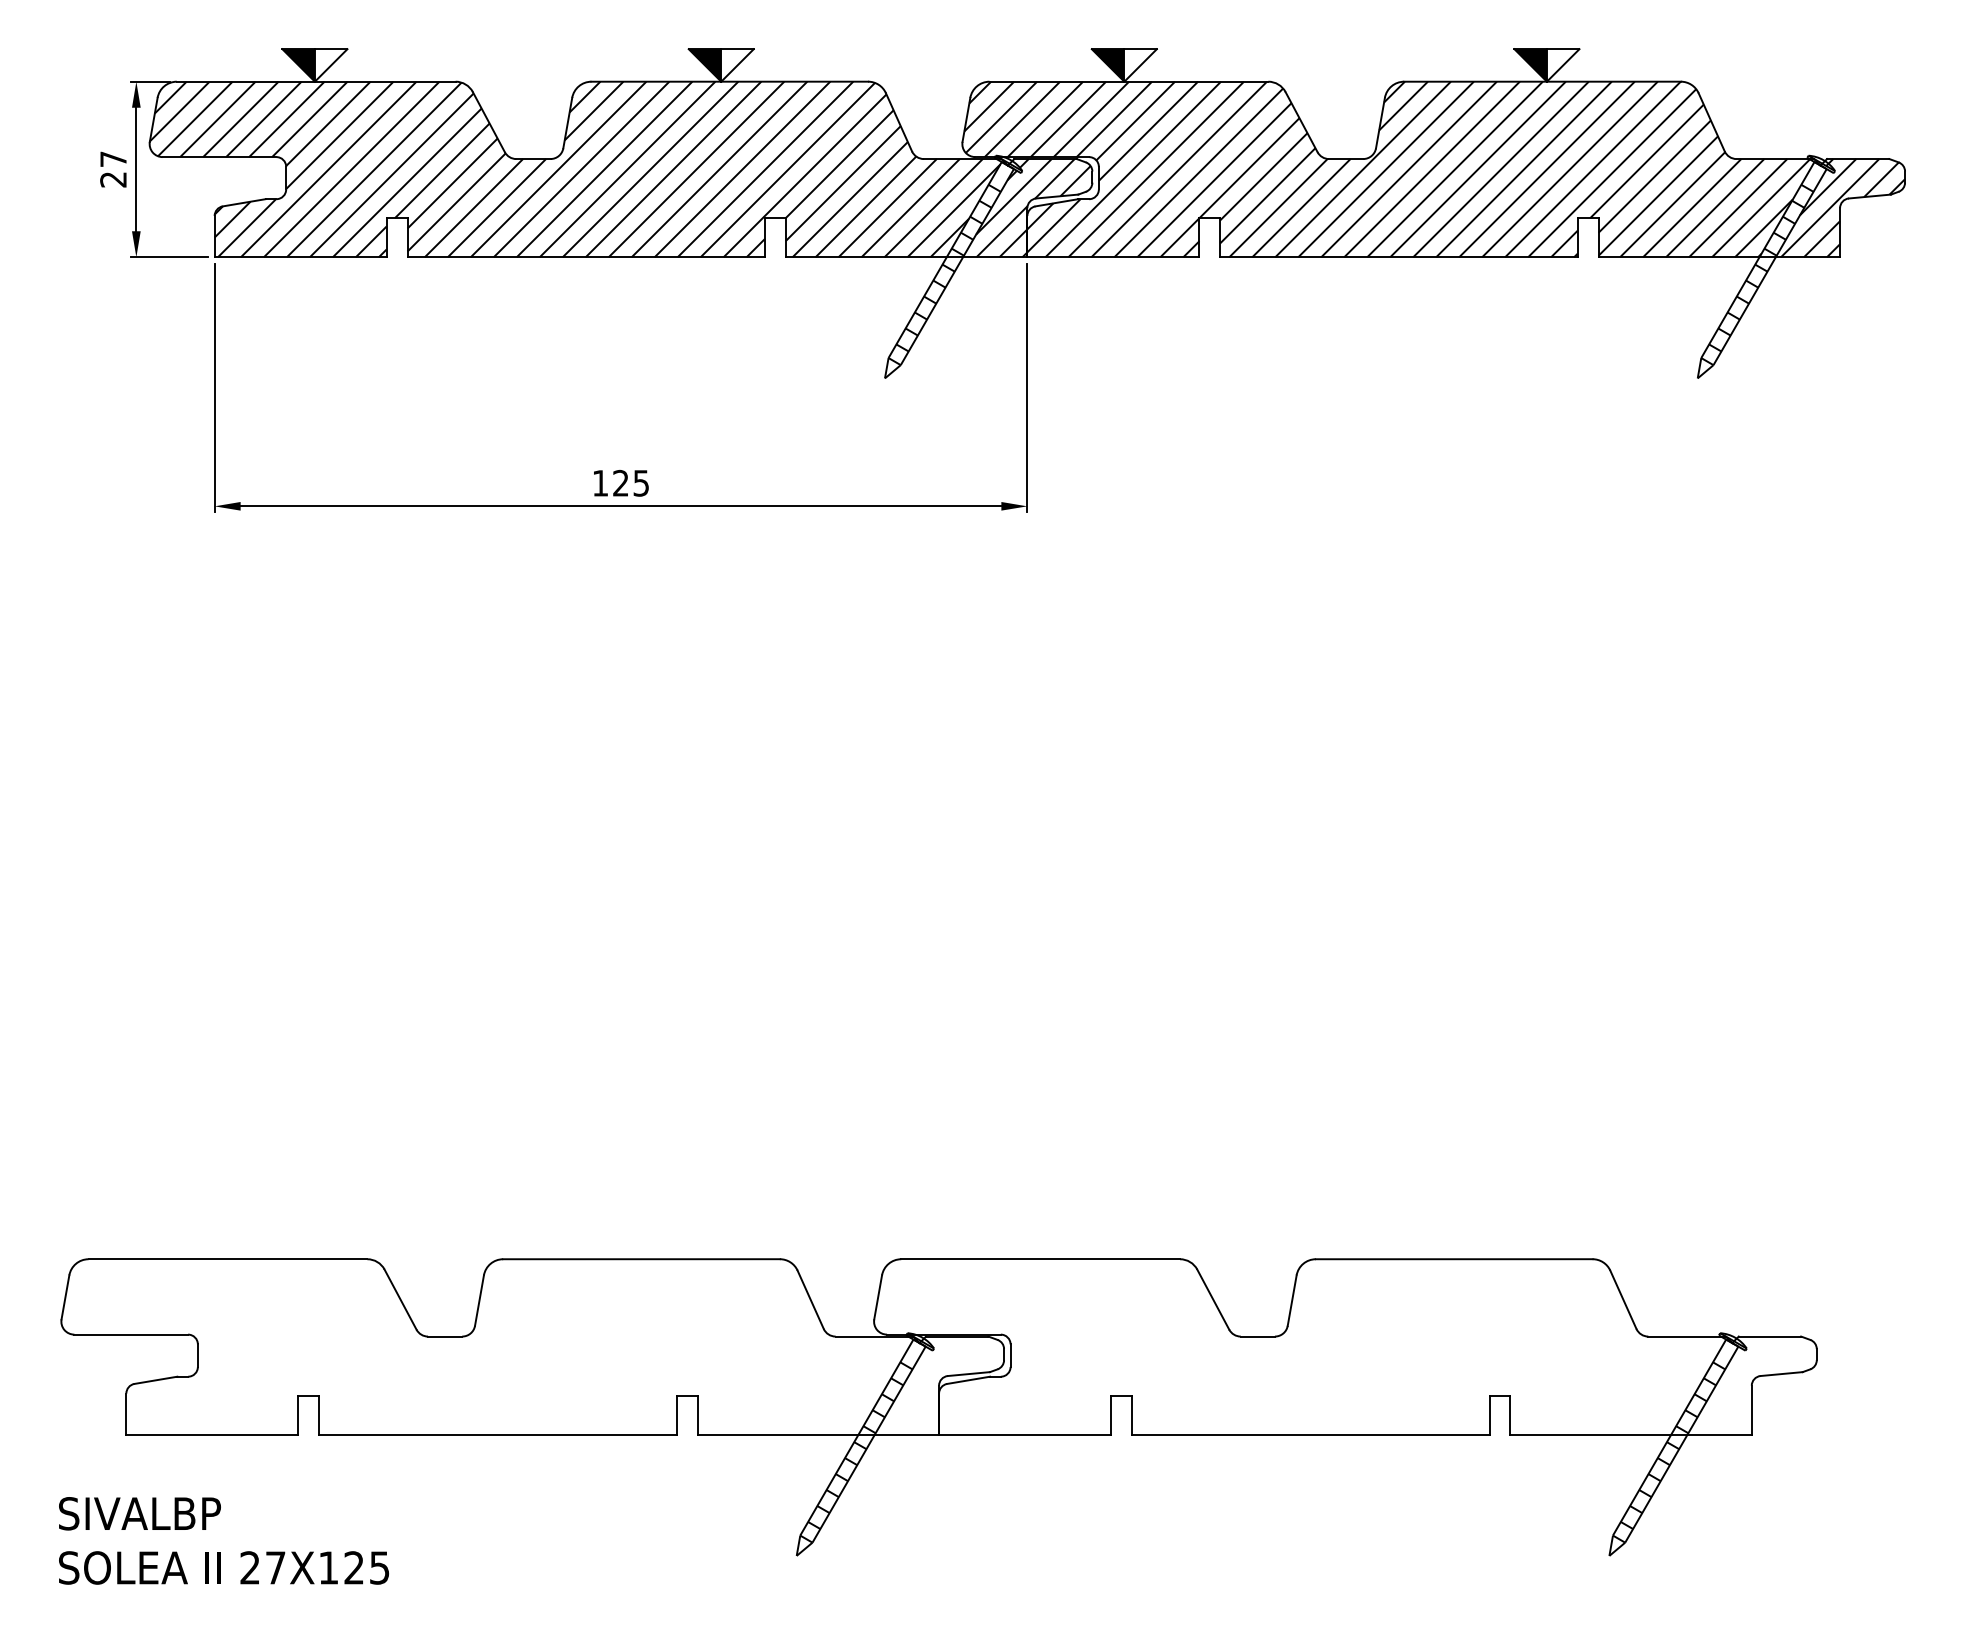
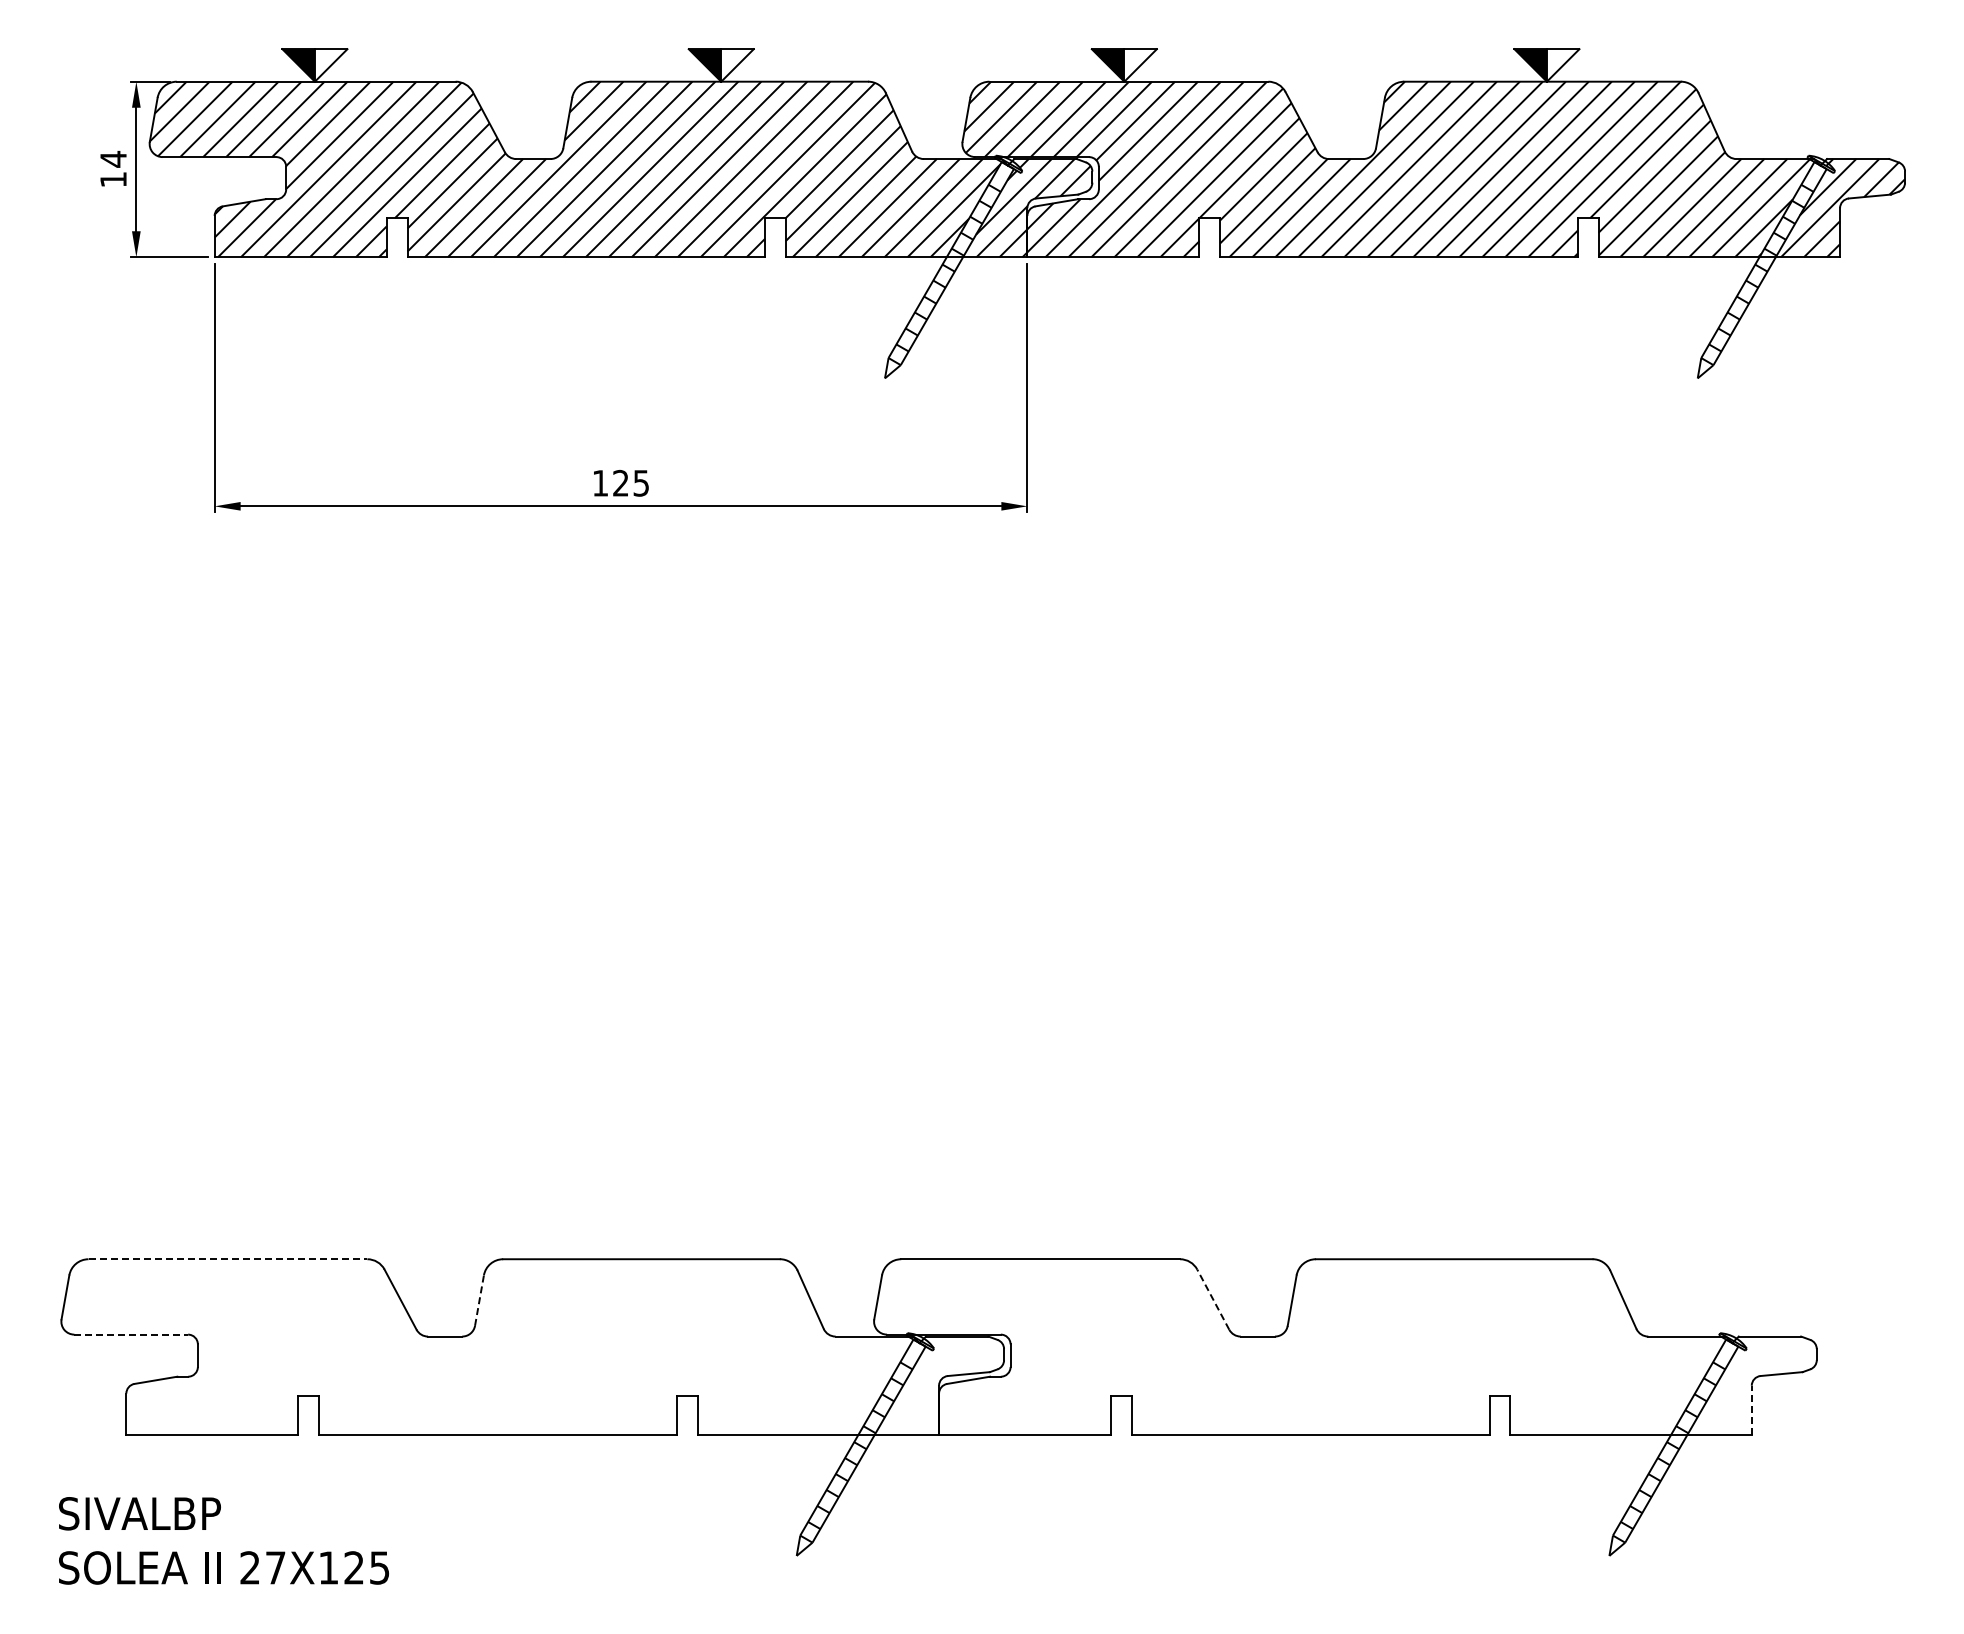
text: 27 -> 14 (113, 168)
line: solid -> dashed (228, 1259)
line: solid -> dashed (1213, 1299)
line: solid -> dashed (479, 1300)
line: solid -> dashed (131, 1334)
line: solid -> dashed (1751, 1410)
